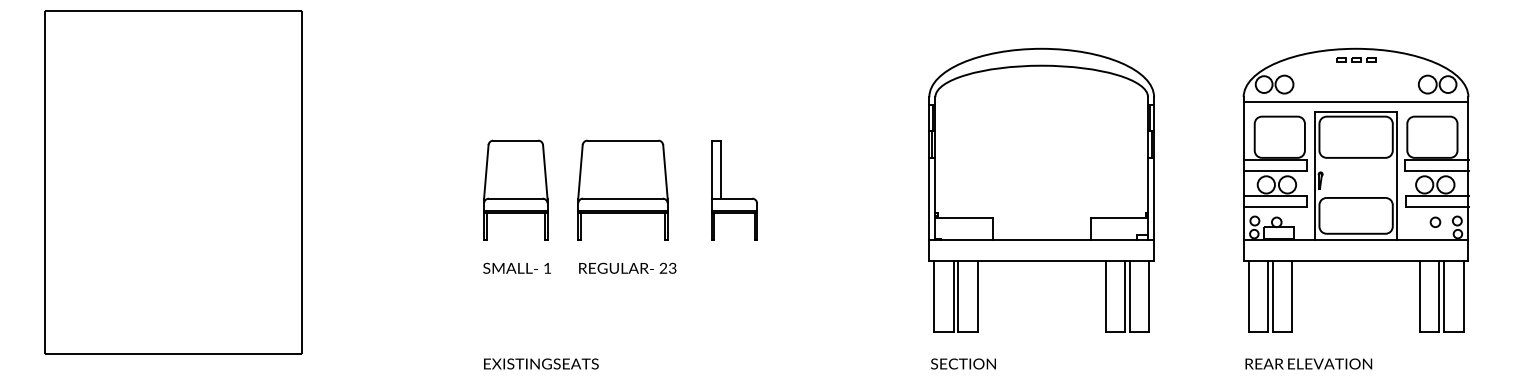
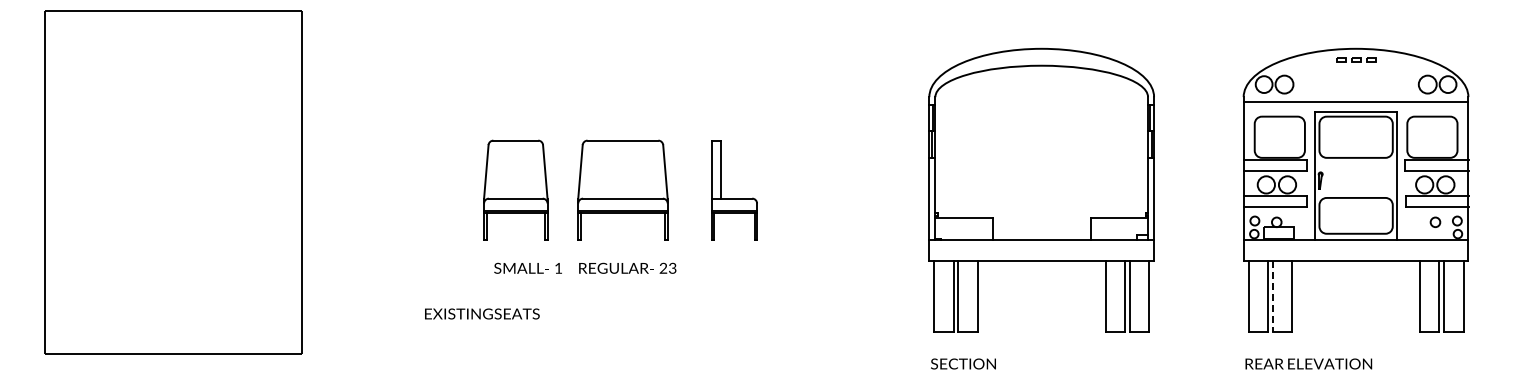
text position: (516, 267) -> (527, 267) (527, 267)
line: solid -> dashed (1272, 297)
text position: (541, 363) -> (482, 313) (482, 313)
